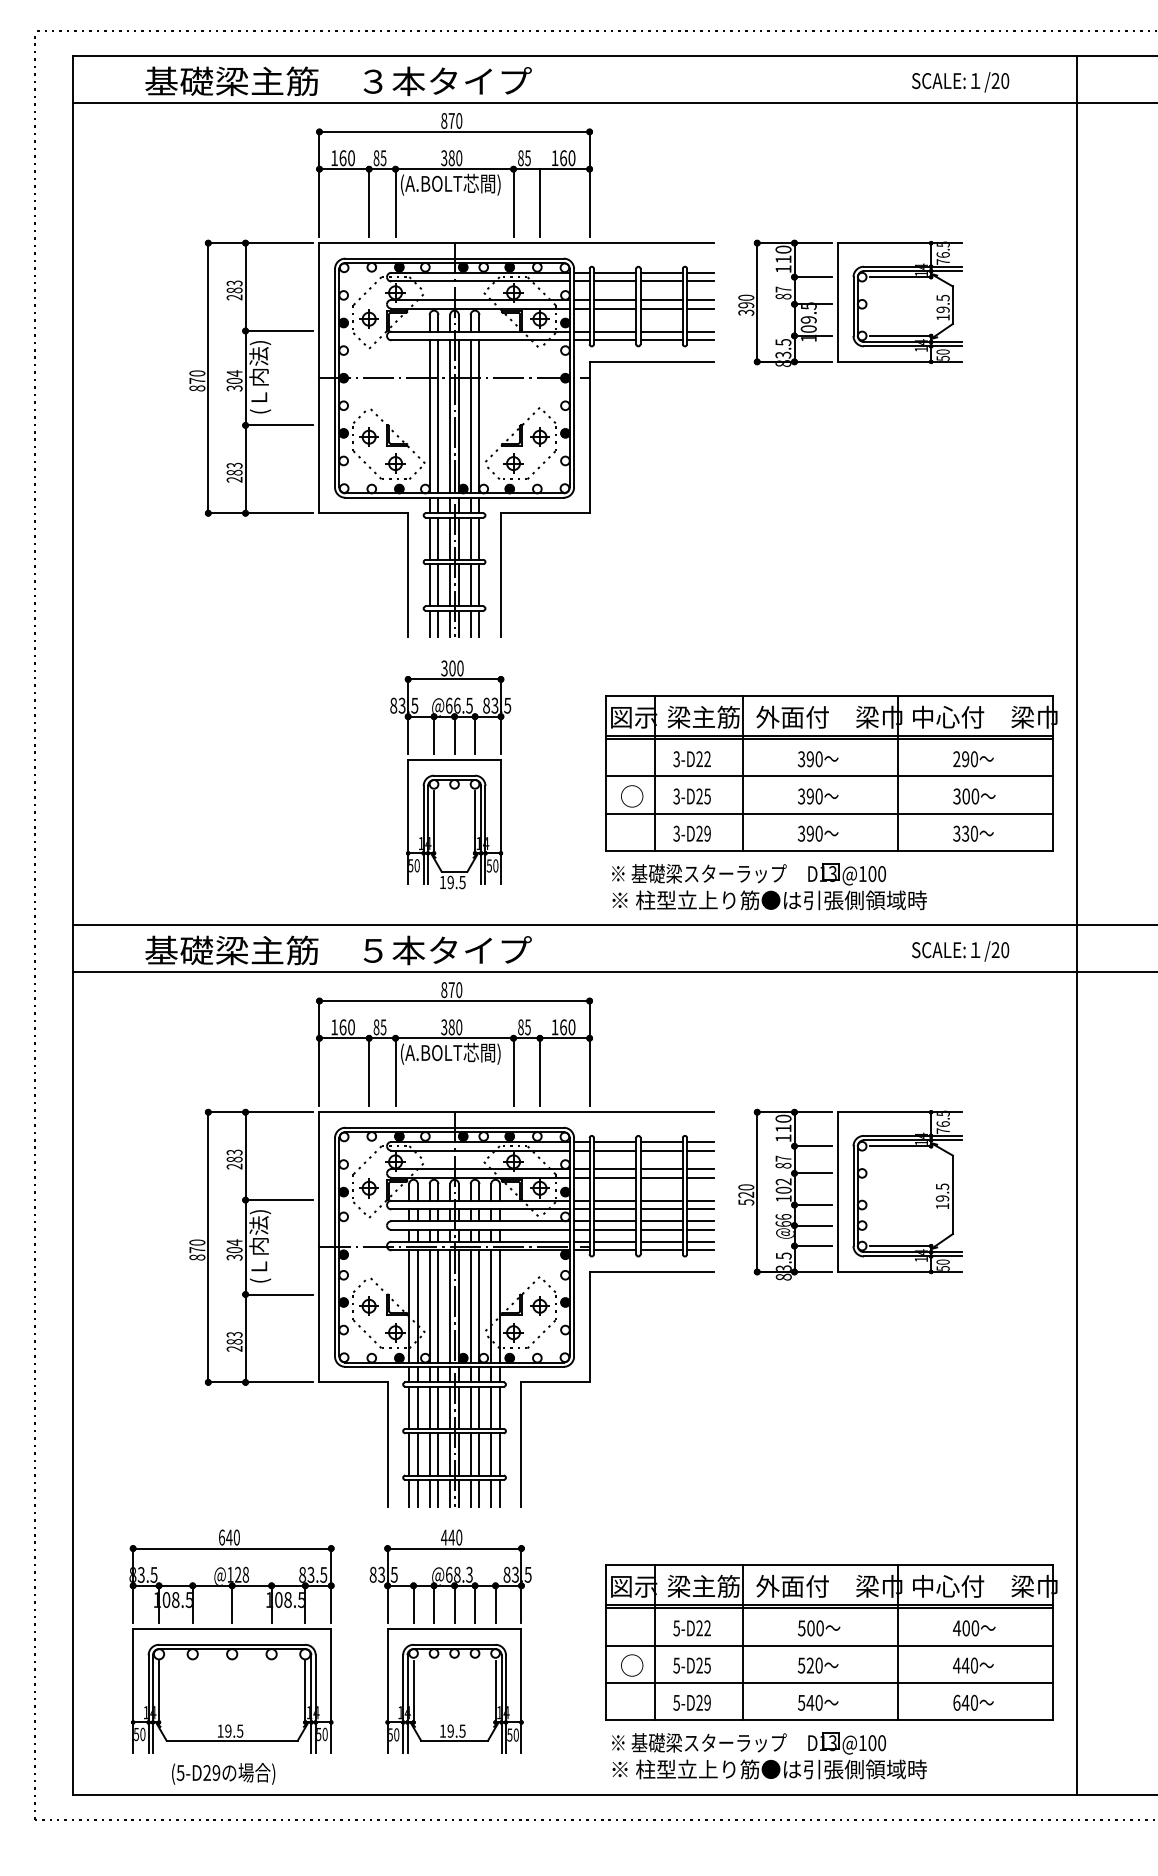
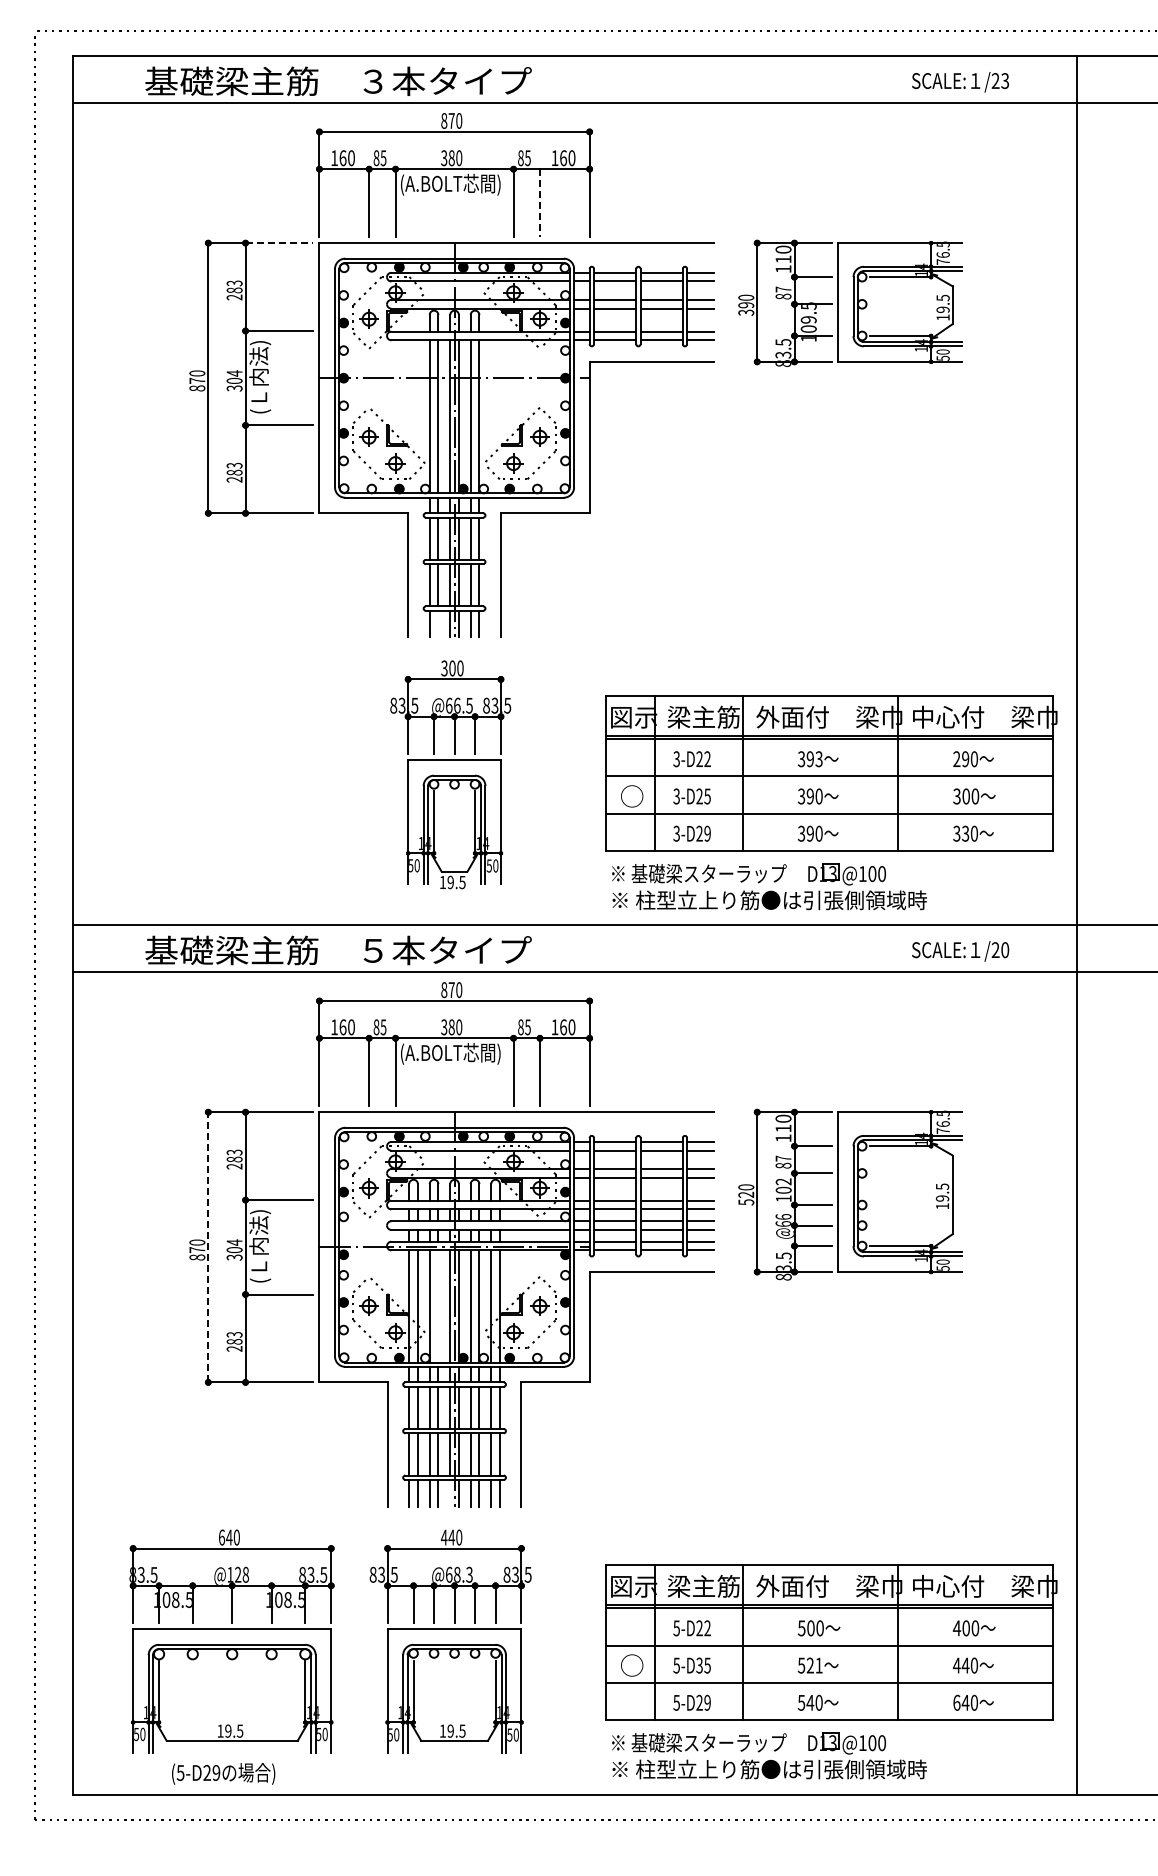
text: /20 -> /23 (1005, 80)
line: solid -> dashed (539, 203)
line: solid -> dashed (279, 243)
line: present -> none (438, 623)
text: 390 -> 393 (818, 759)
line: solid -> dashed (208, 1246)
line: present -> none (438, 1306)
line: present -> none (450, 1492)
text: 5-D25 -> 5-D35 (699, 1665)
text: 520 -> 521 (818, 1665)
